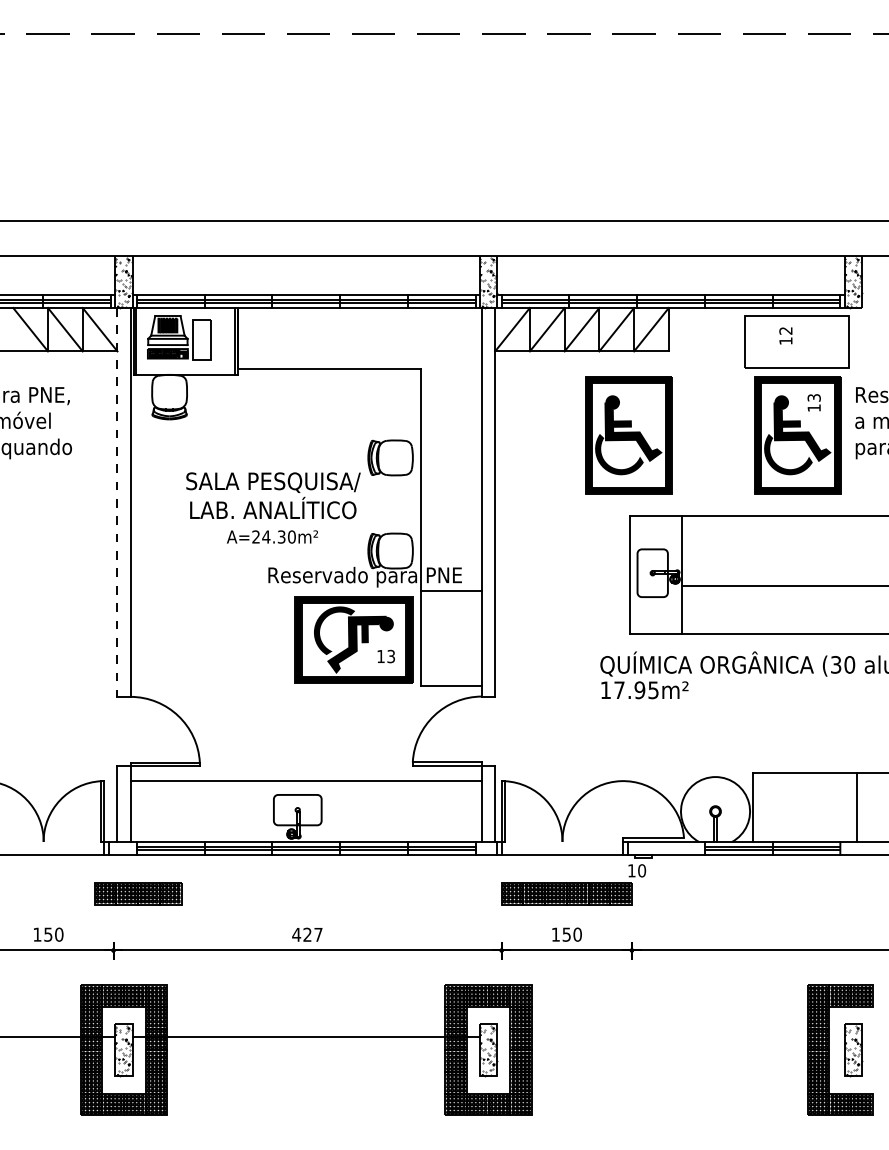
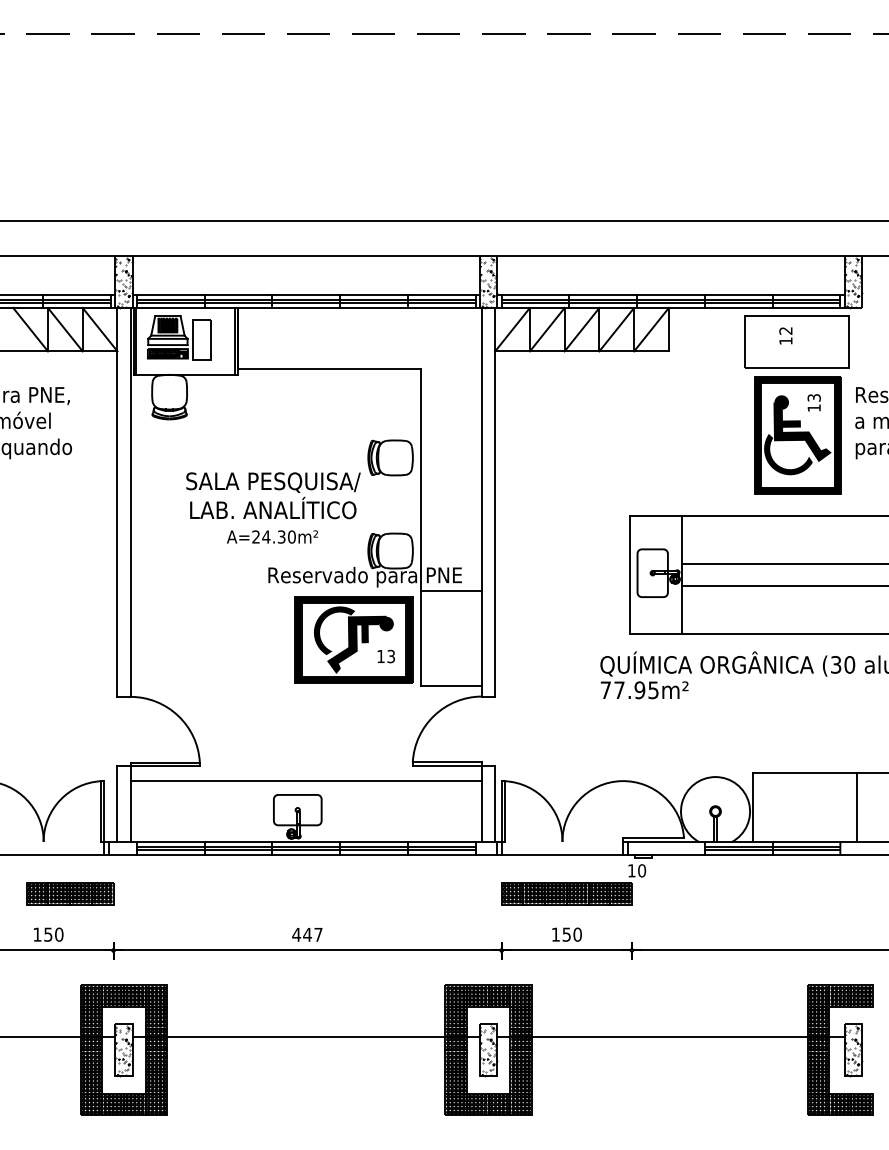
part: present -> none (628, 435)
line: dashed -> solid (117, 502)
line: none -> present (783, 564)
text: 17.95m² -> 77.95m² (605, 689)
part position: (138, 893) -> (70, 893) (70, 893)
text: 427 -> 447 (307, 934)
line: none -> present (670, 1037)
